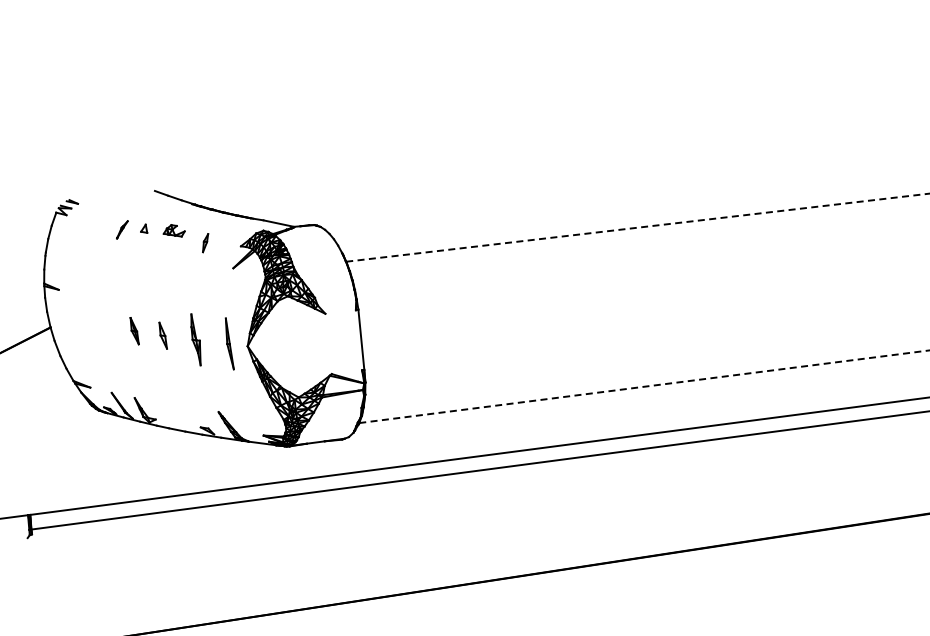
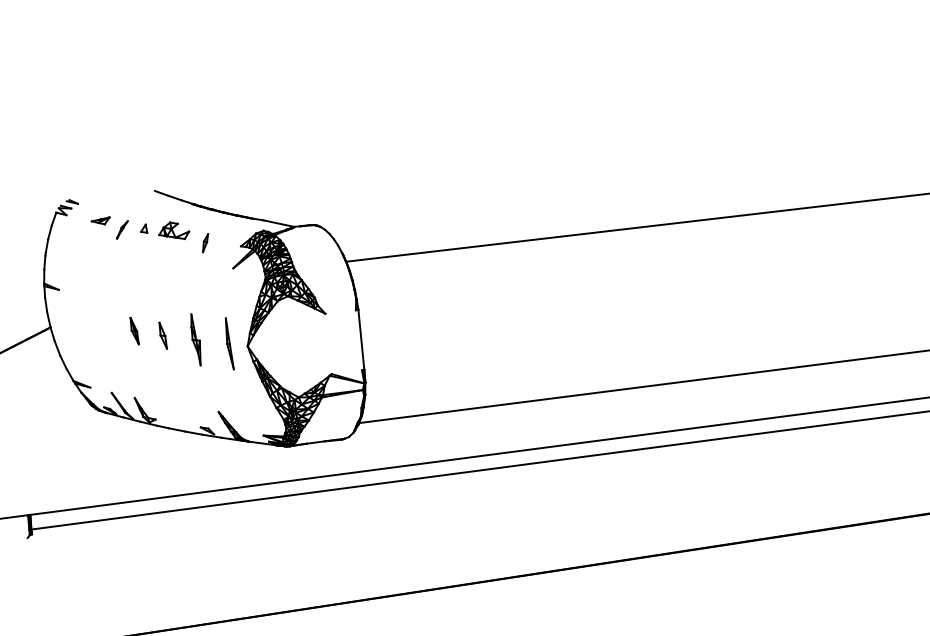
part: none -> present (100, 220)
line: dashed -> solid (638, 227)
part size: 24x14 px -> 33x20 px (174, 230)
line: dashed -> solid (644, 386)
